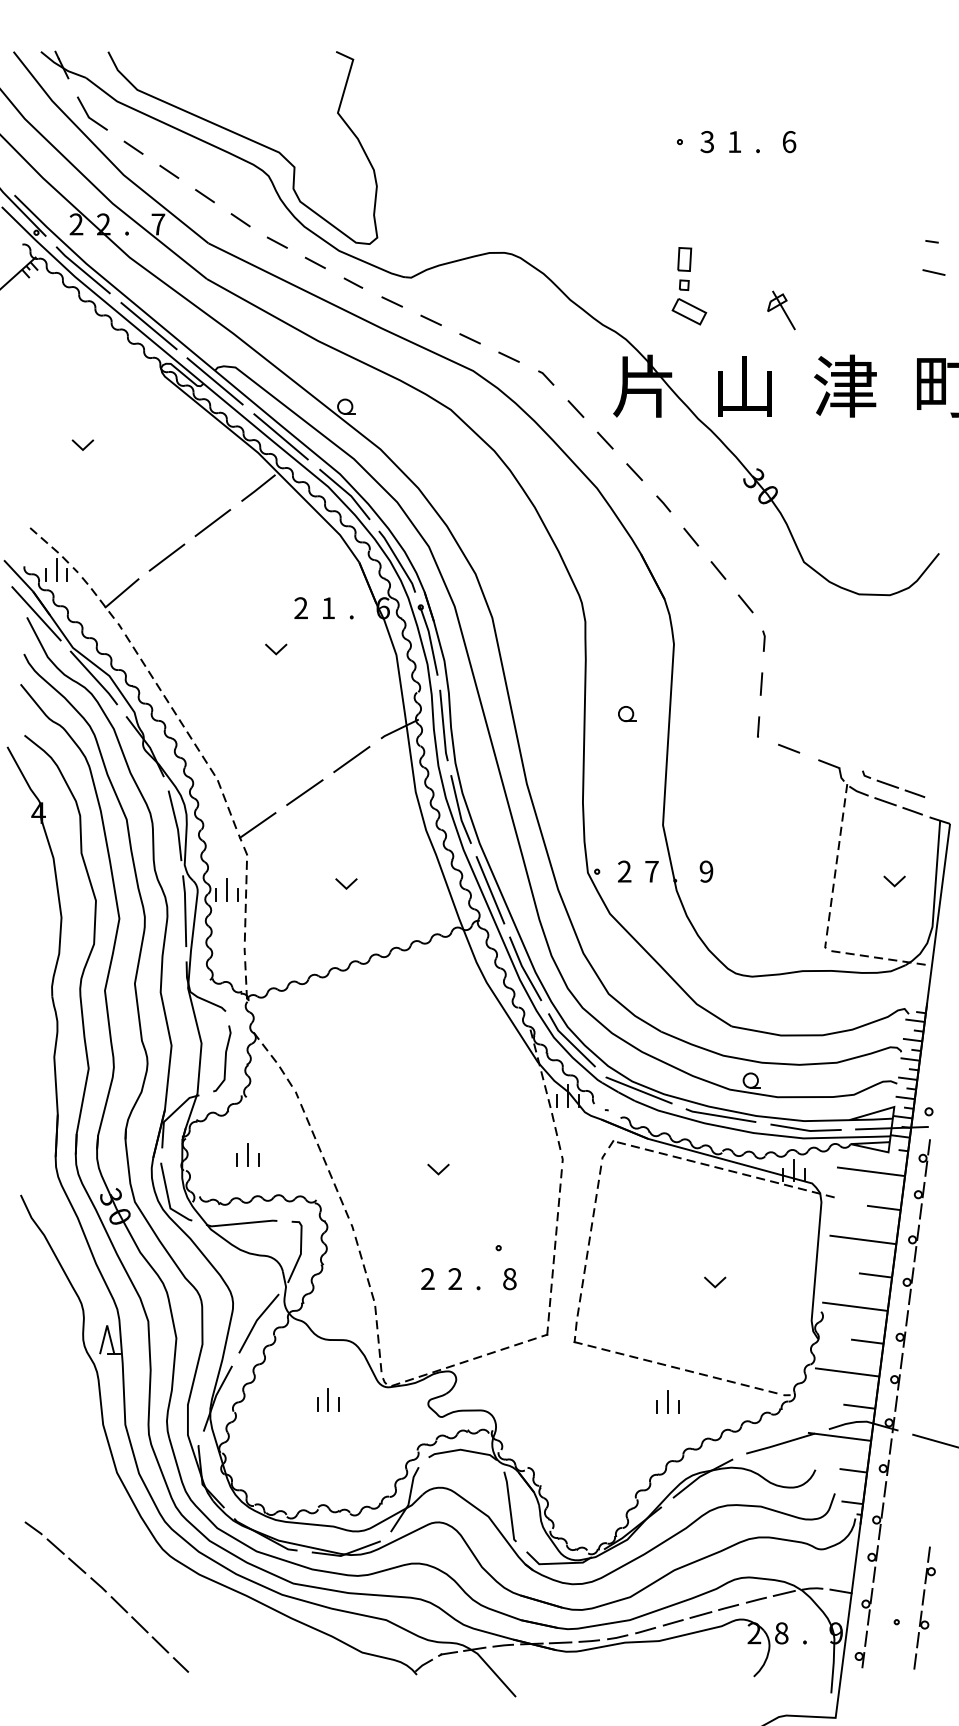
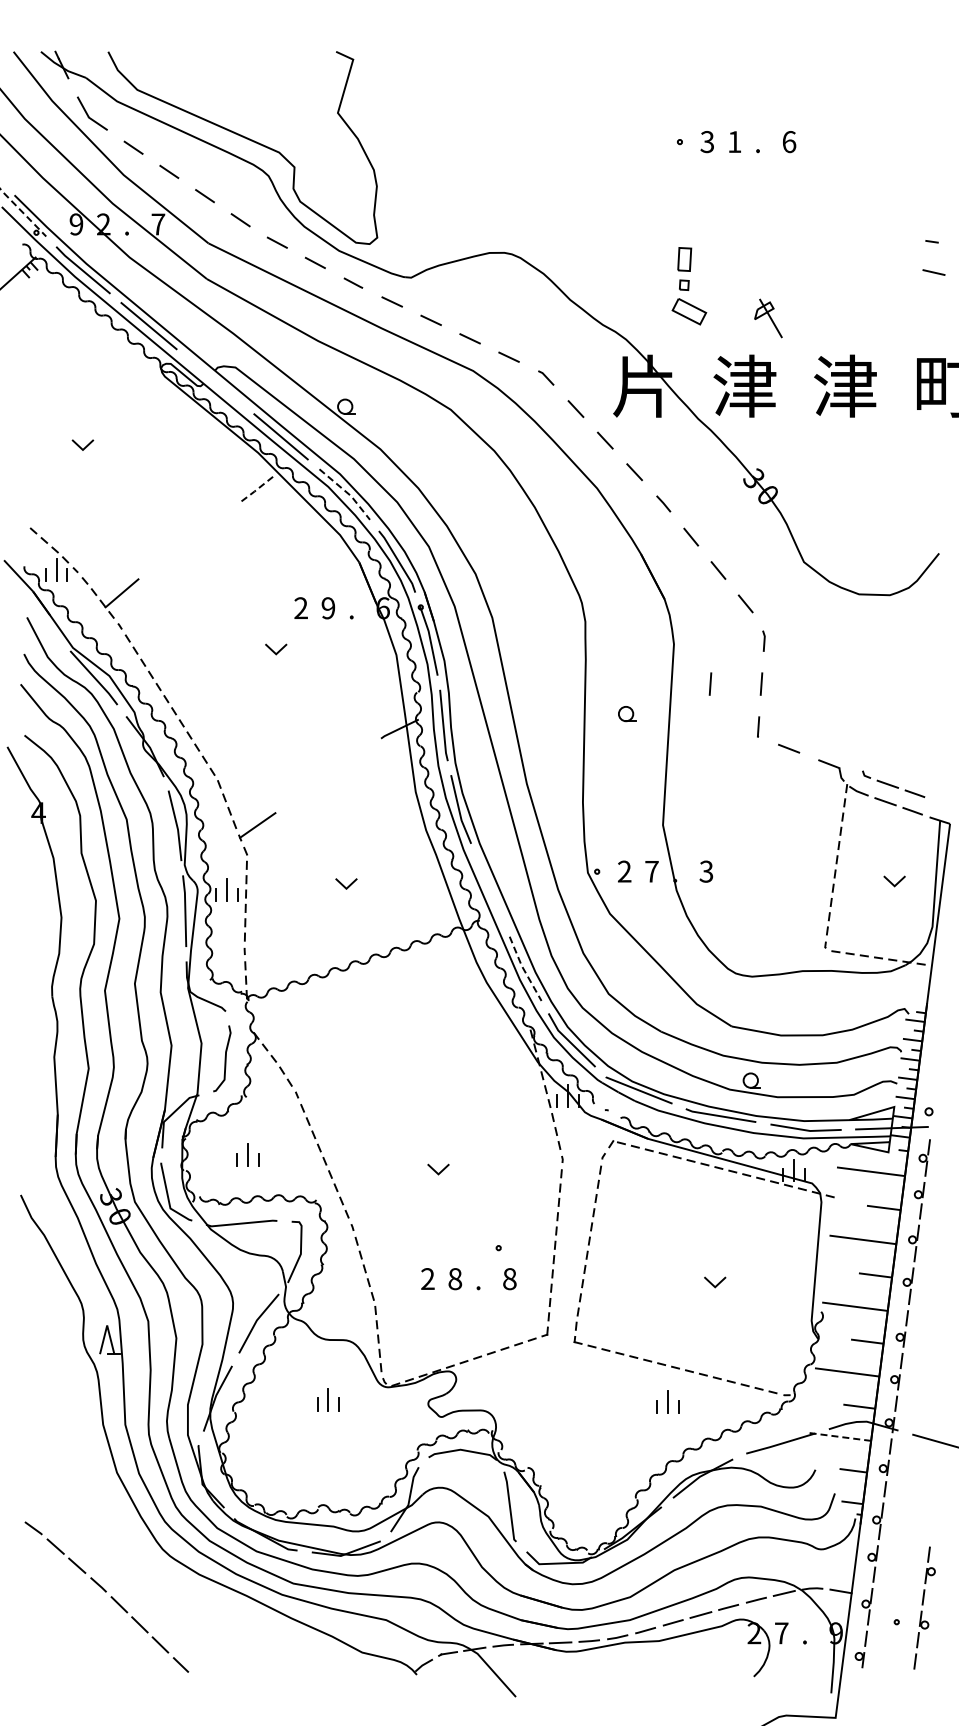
line: solid -> dashed (22, 212)
text: 2 -> 9 (76, 224)
part position: (781, 310) -> (768, 318) (768, 318)
line: present -> none (214, 381)
text: 山 -> 津 (744, 385)
line: solid -> dashed (258, 488)
line: solid -> dashed (347, 493)
line: present -> none (212, 523)
line: present -> none (166, 557)
text: 1 -> 9 (328, 608)
line: present -> none (36, 613)
line: none -> present (710, 683)
line: present -> none (351, 759)
line: present -> none (304, 792)
text: 9 -> 3 (706, 871)
line: present -> none (490, 890)
line: solid -> dashed (523, 969)
text: 2 -> 8 (455, 1279)
line: solid -> dashed (839, 1436)
text: 8 -> 7 (781, 1633)
